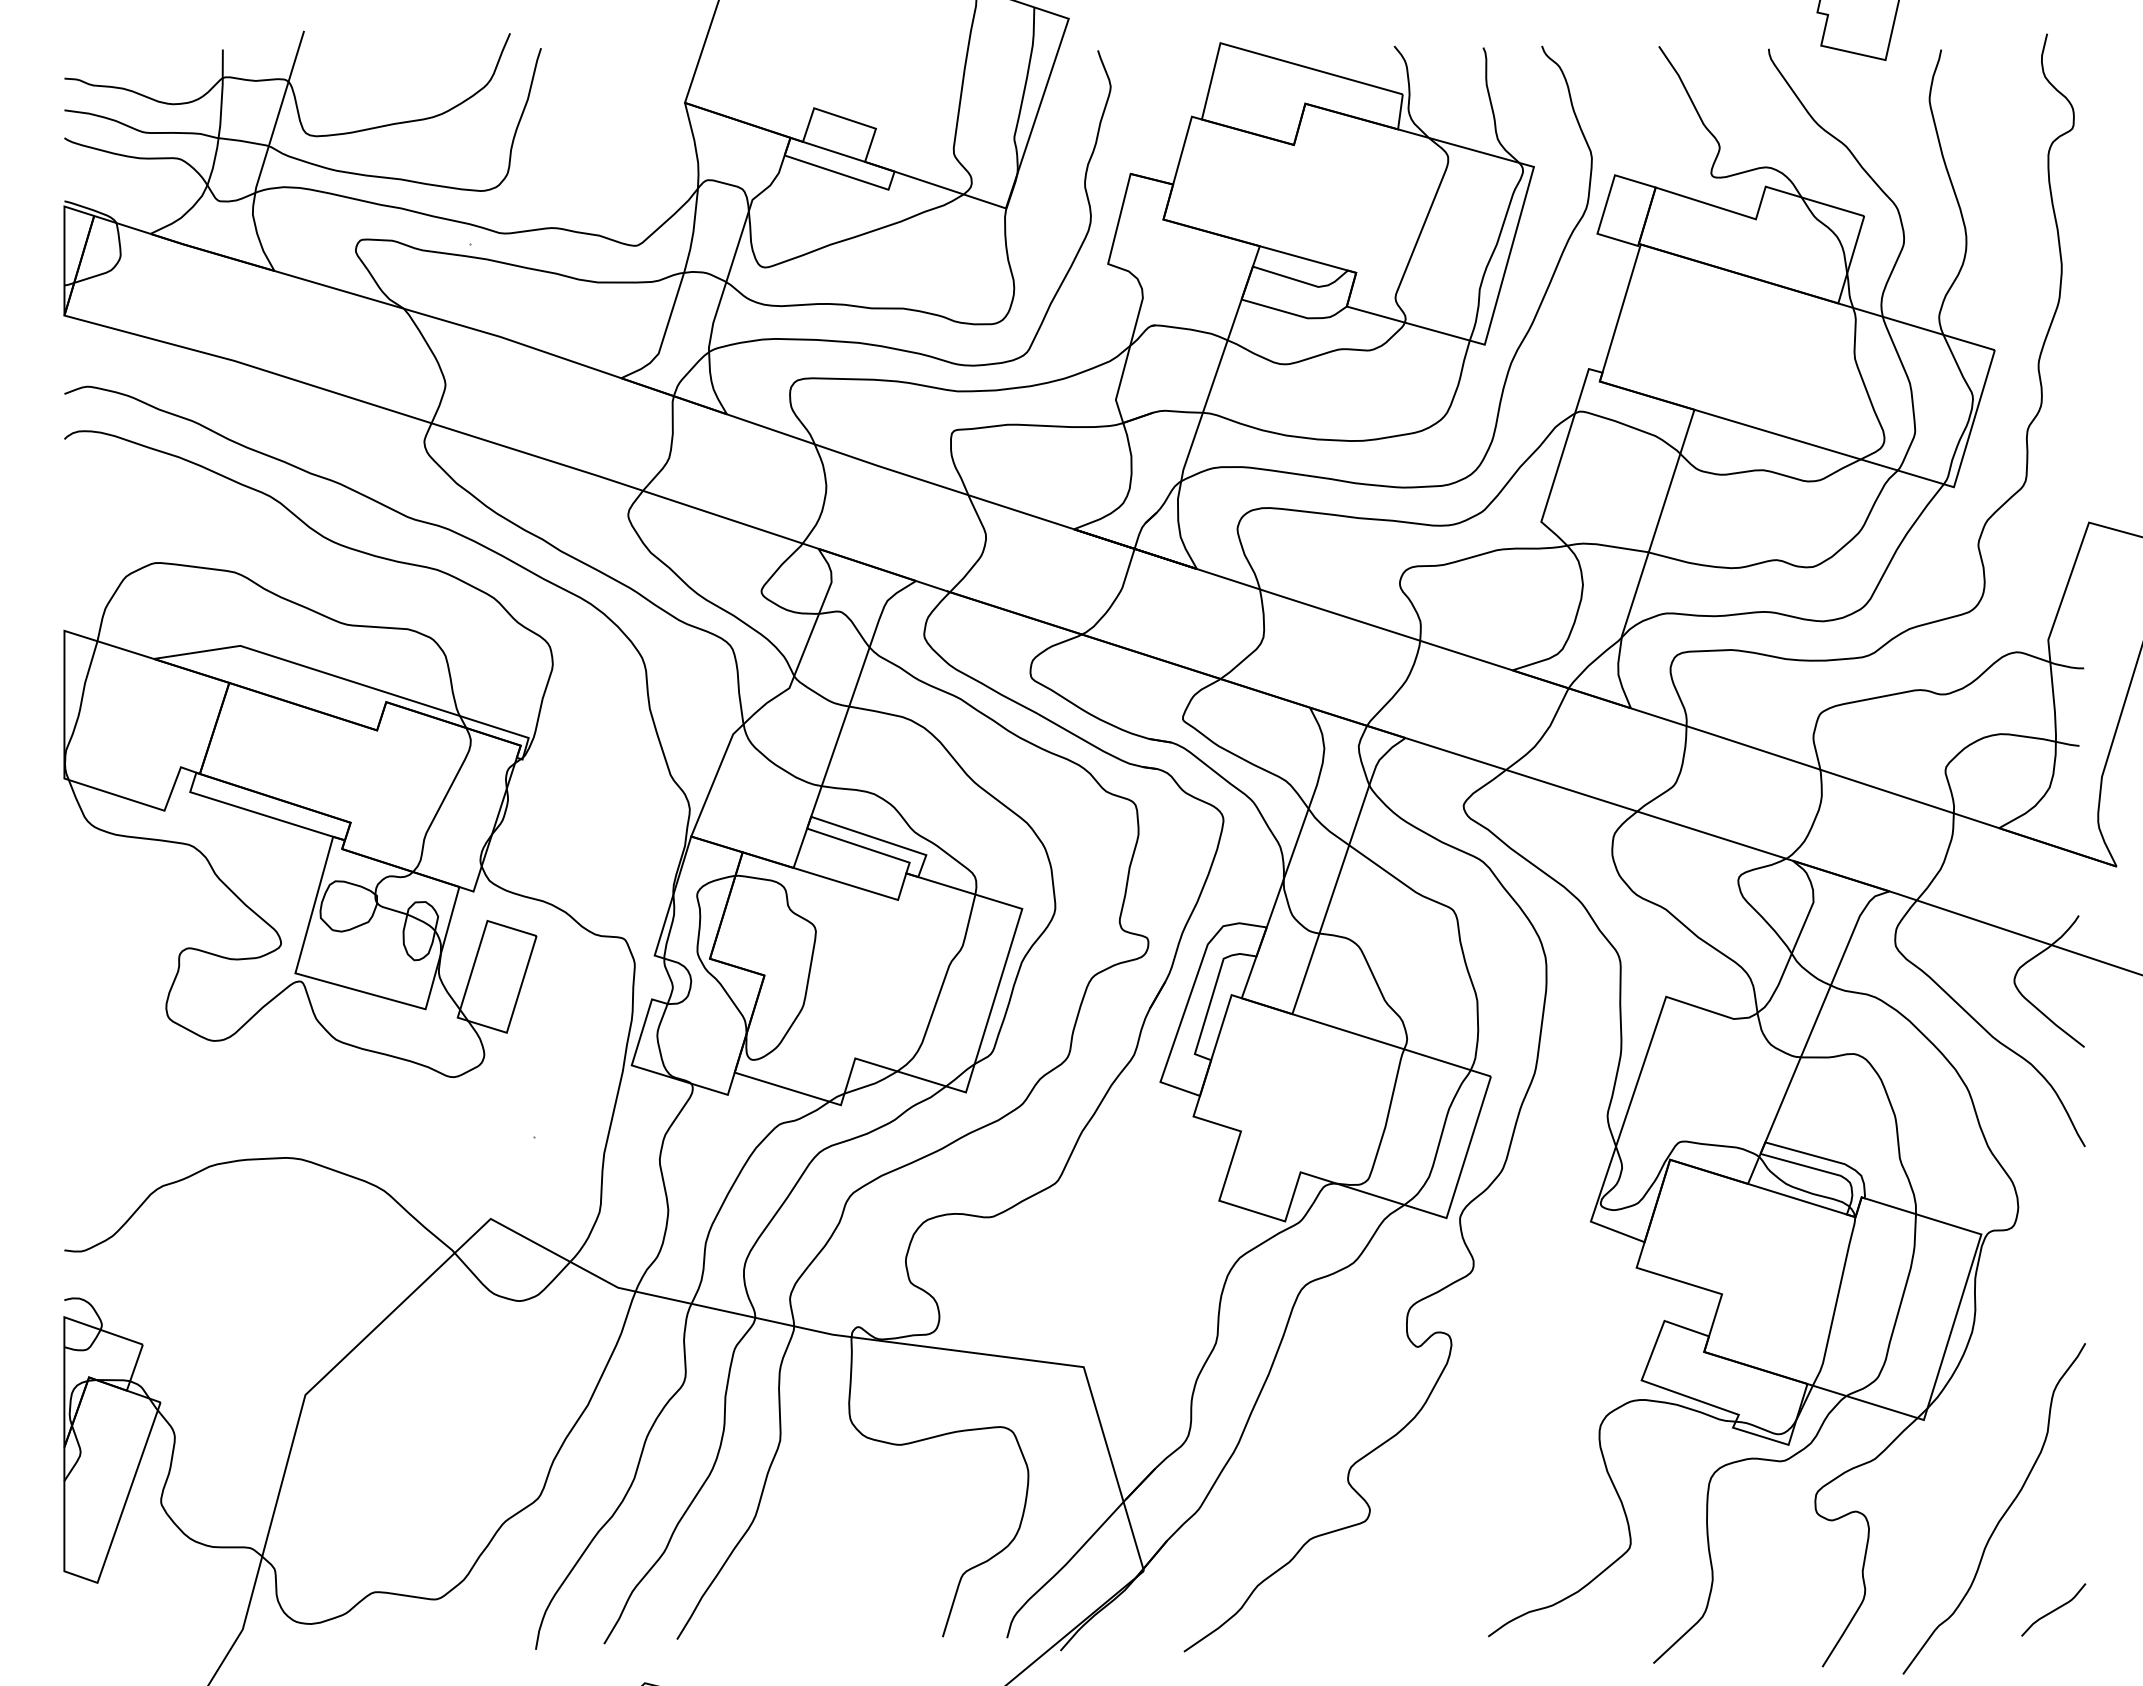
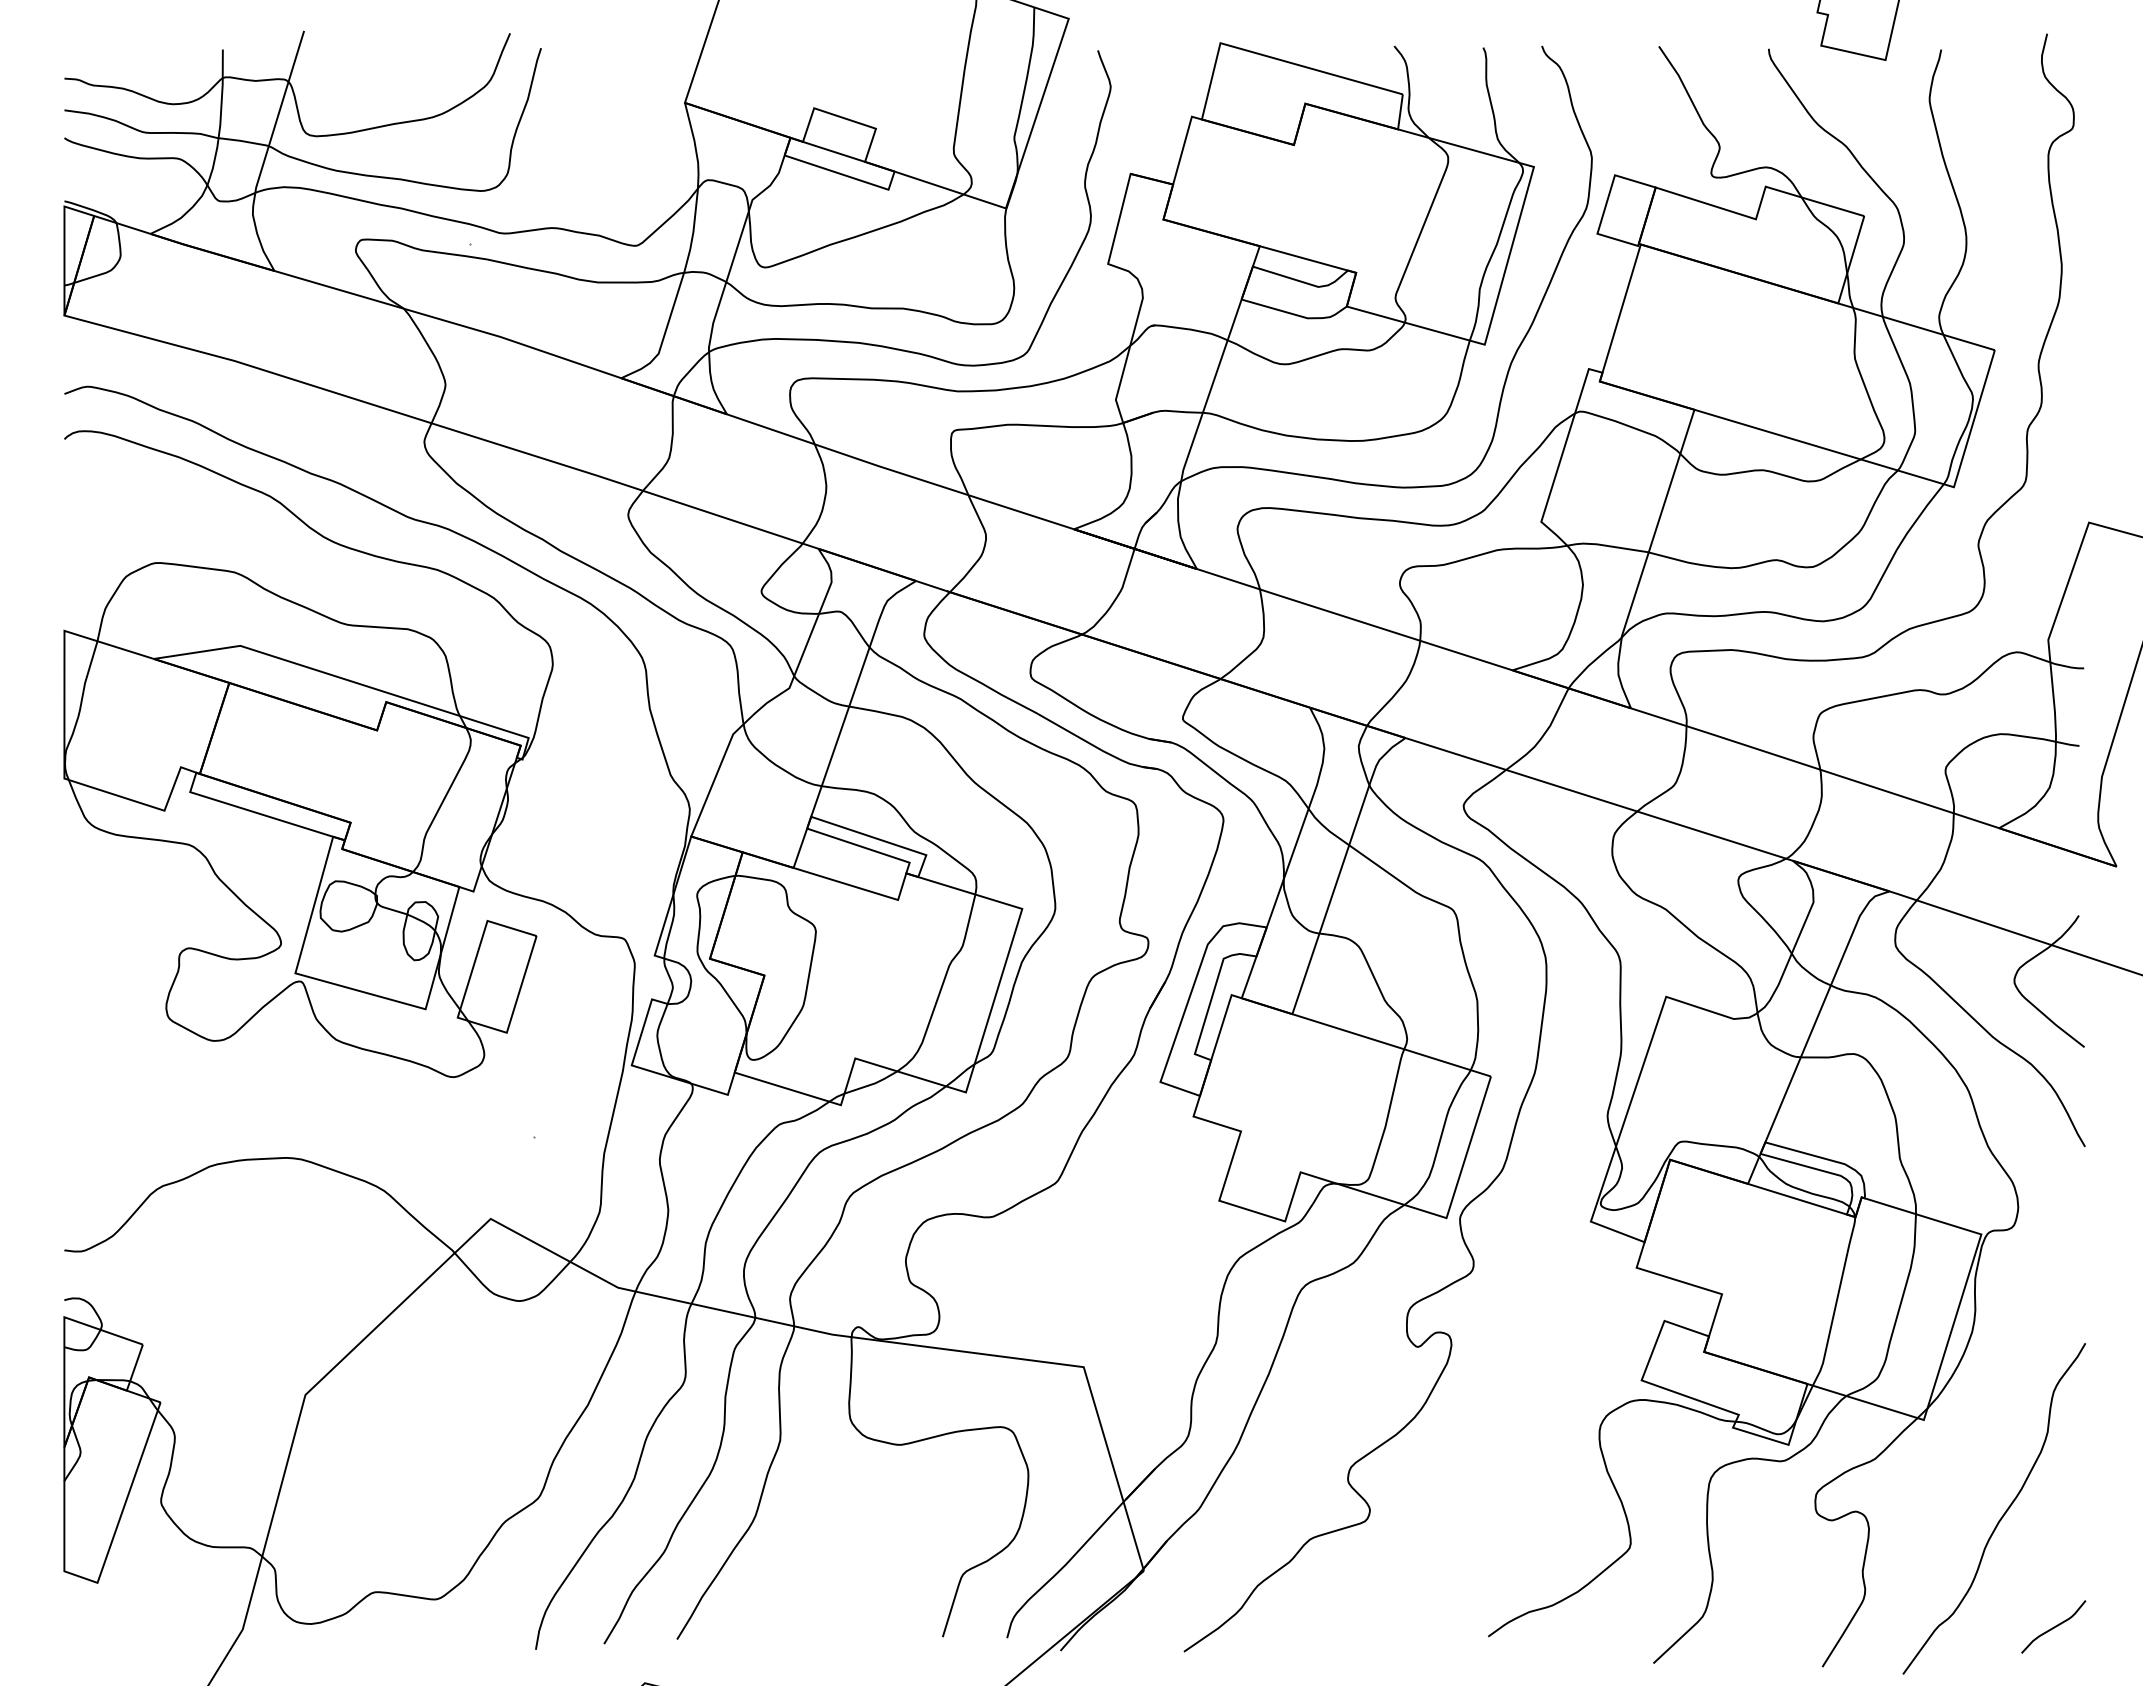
curve position: (2053, 1609) -> (2053, 1626) (2053, 1626)
